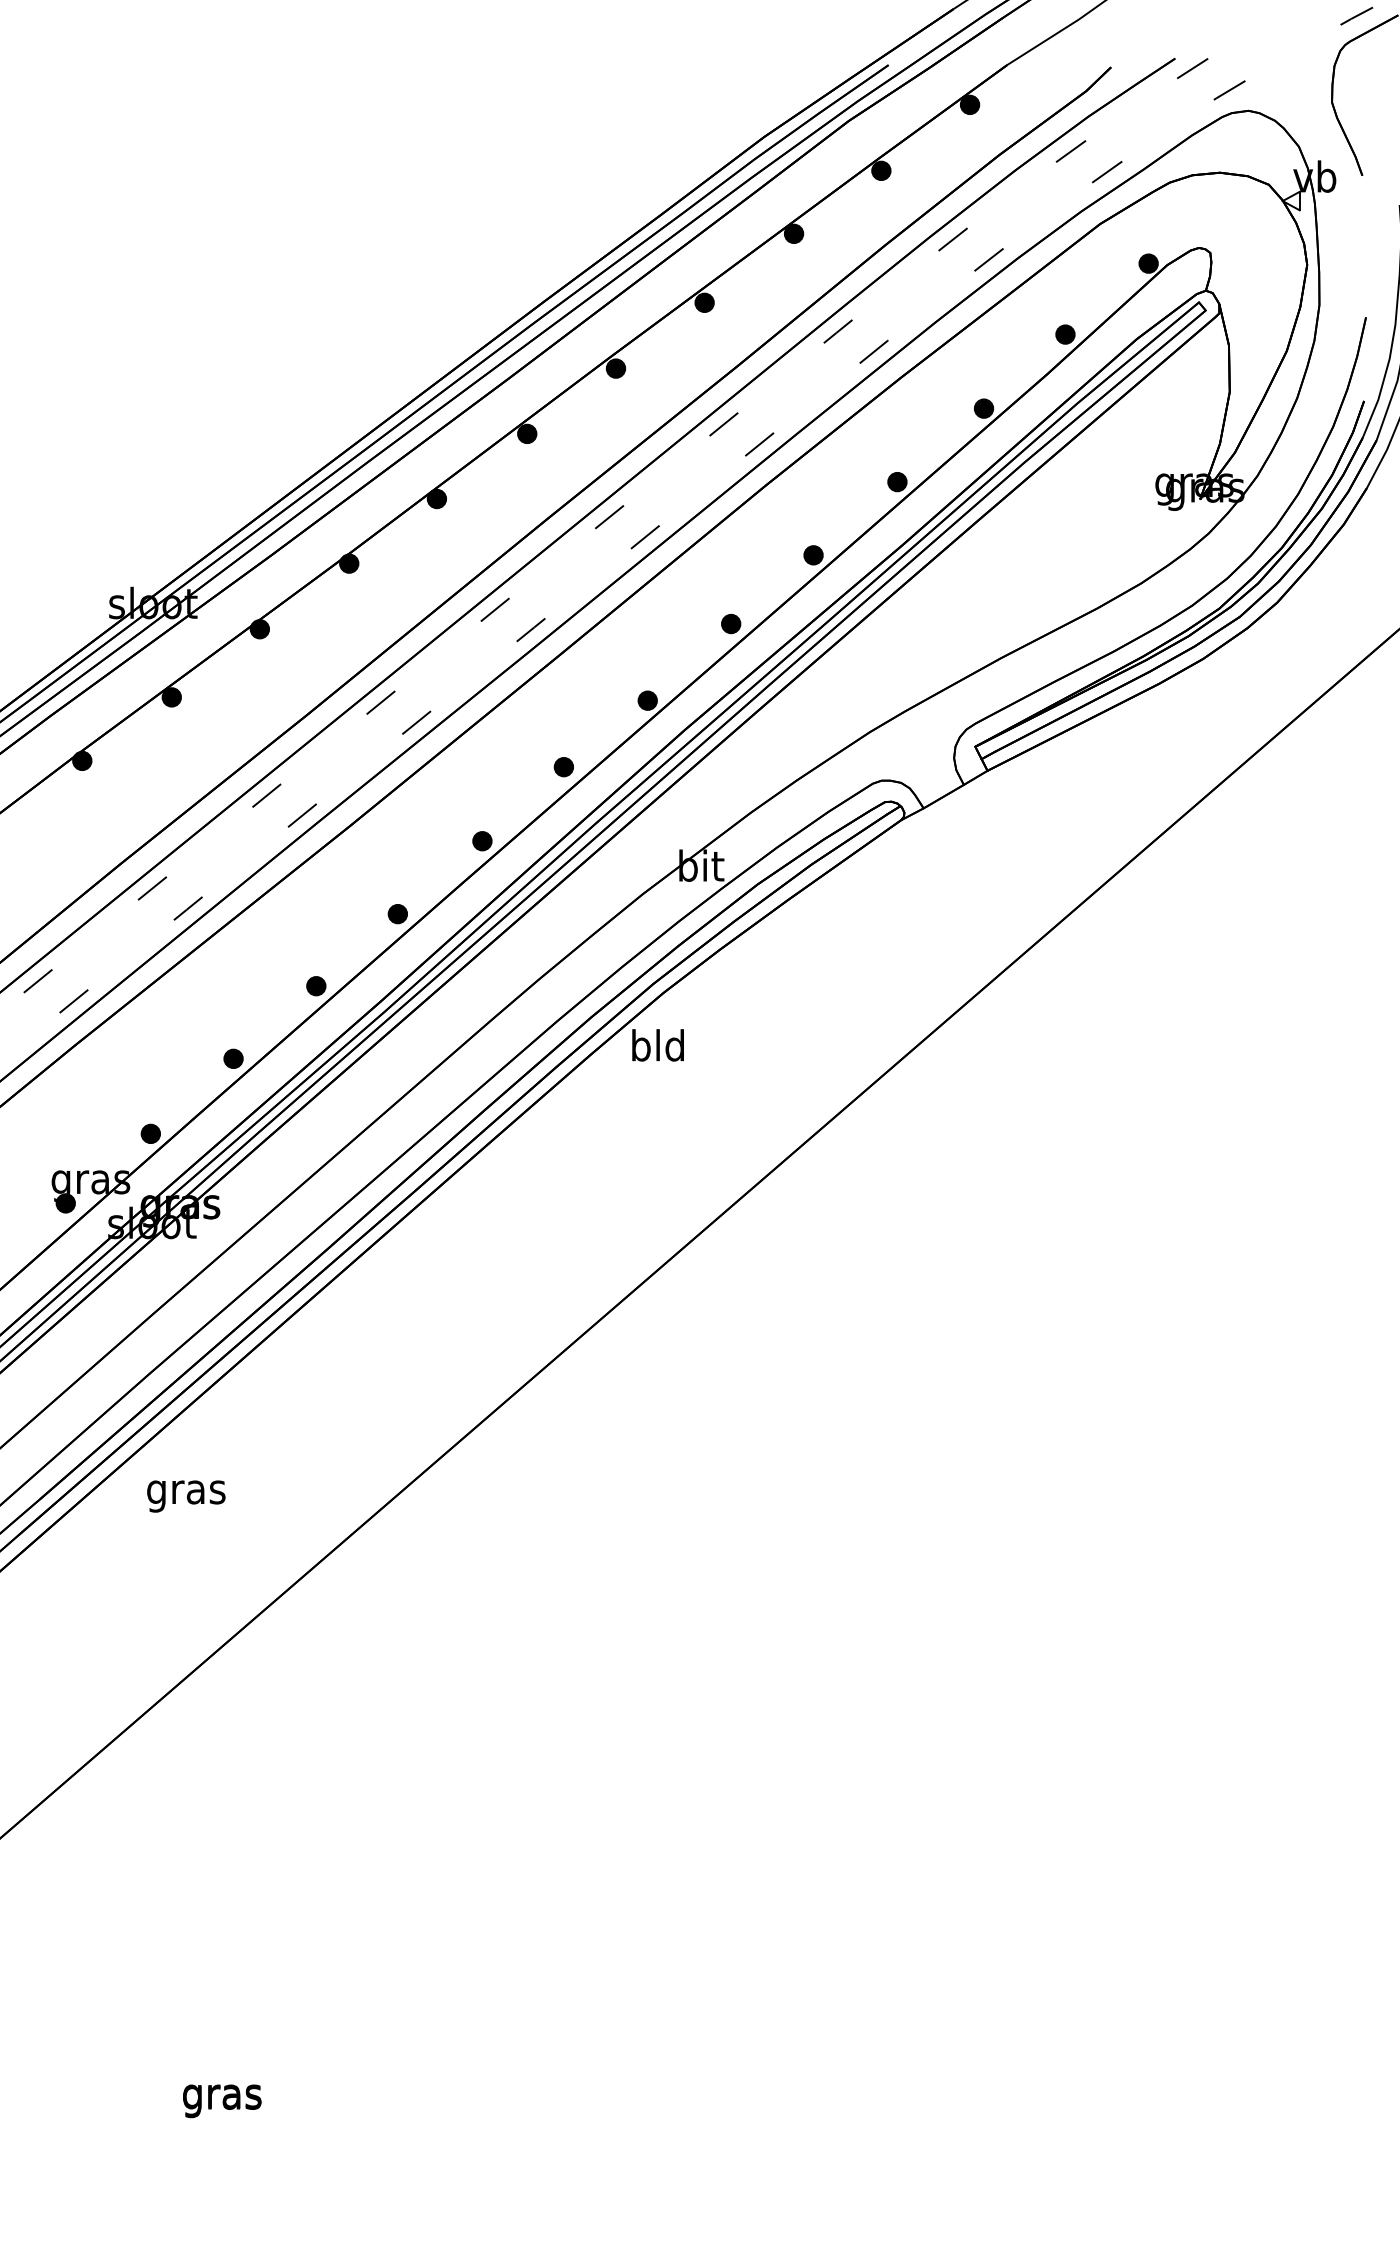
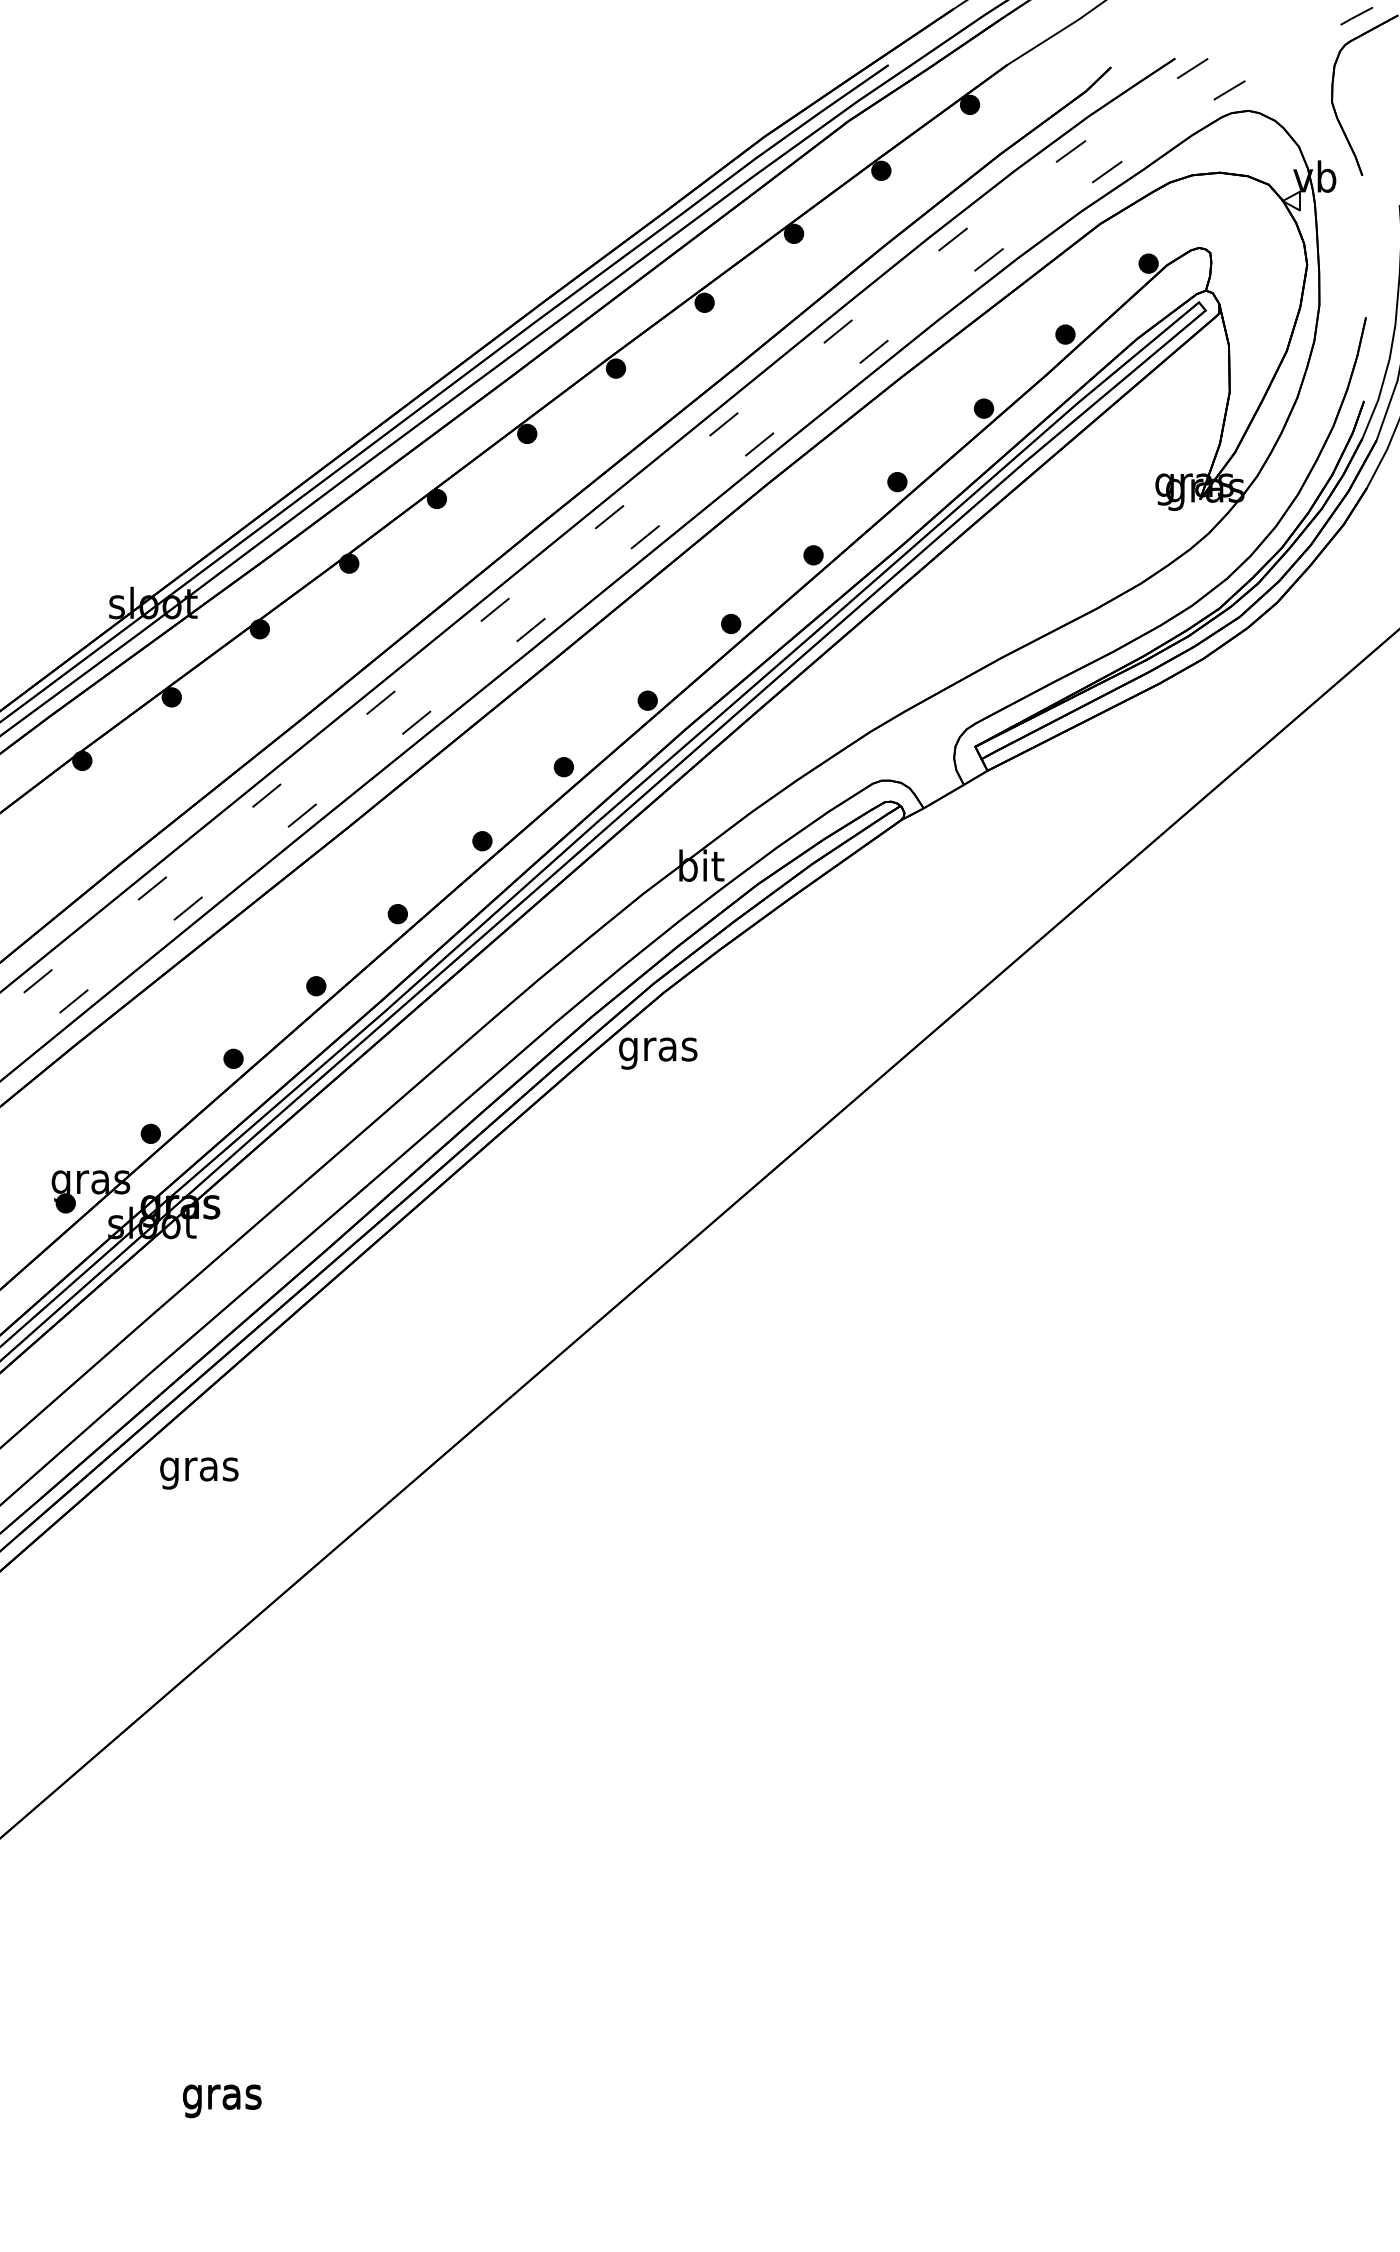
text: bld -> gras (658, 1049)
text position: (186, 1496) -> (199, 1473) (199, 1473)
